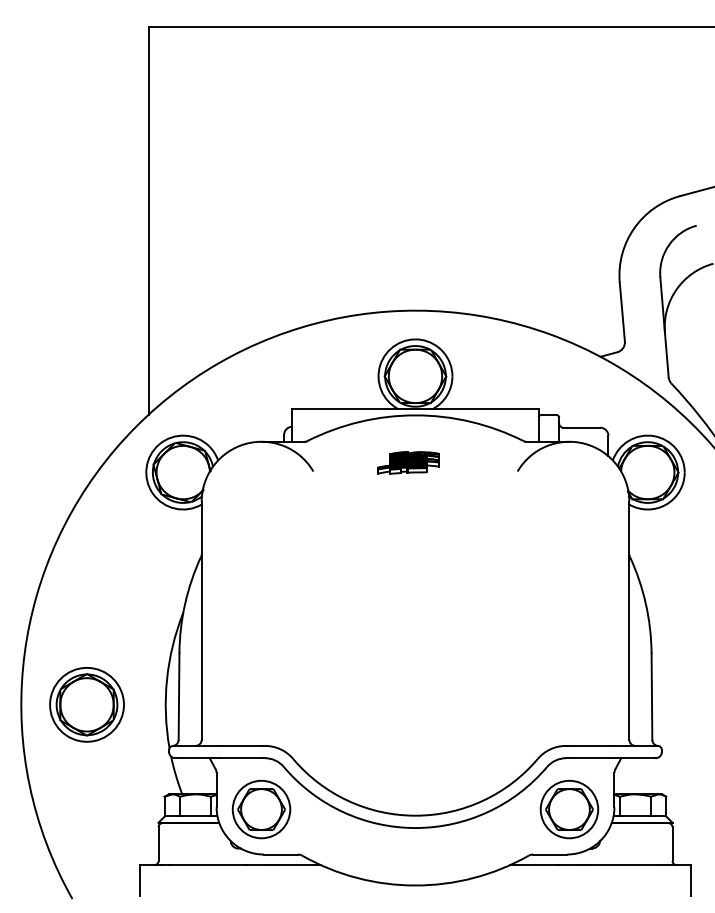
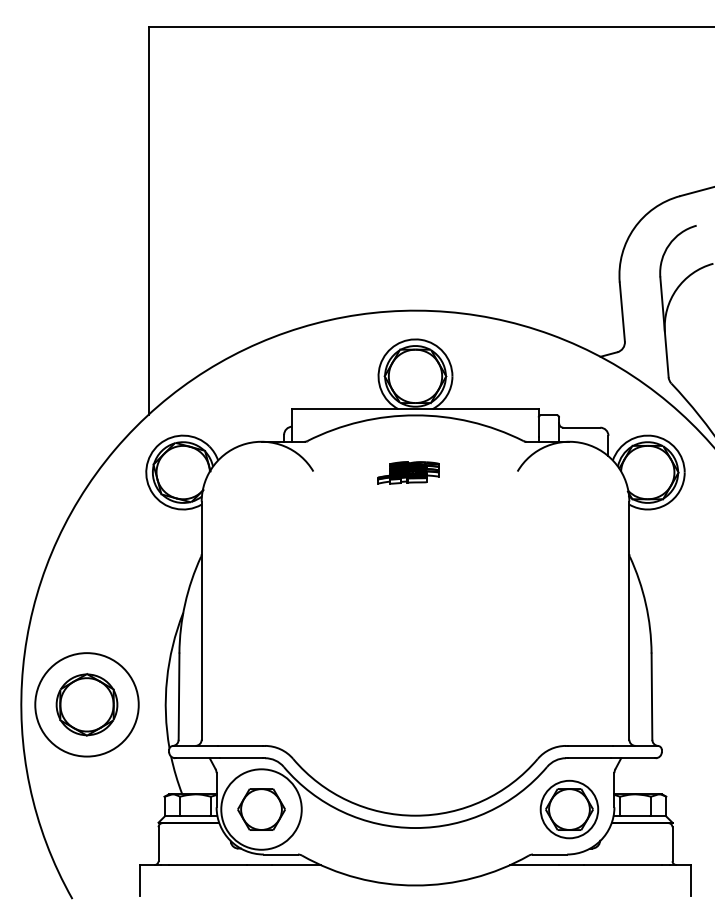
part position: (408, 462) -> (408, 472) (408, 472)
circle diameter: 74 px -> 103 px (86, 704)
circle diameter: 57 px -> 80 px (261, 809)
